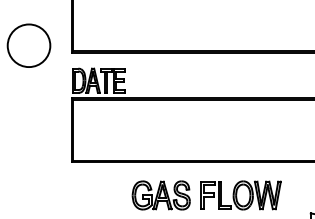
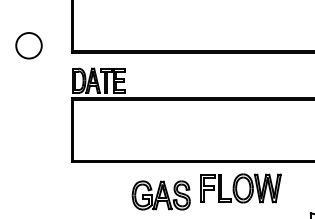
circle diameter: 43 px -> 26 px (28, 45)
part position: (240, 195) -> (240, 188) (240, 188)
